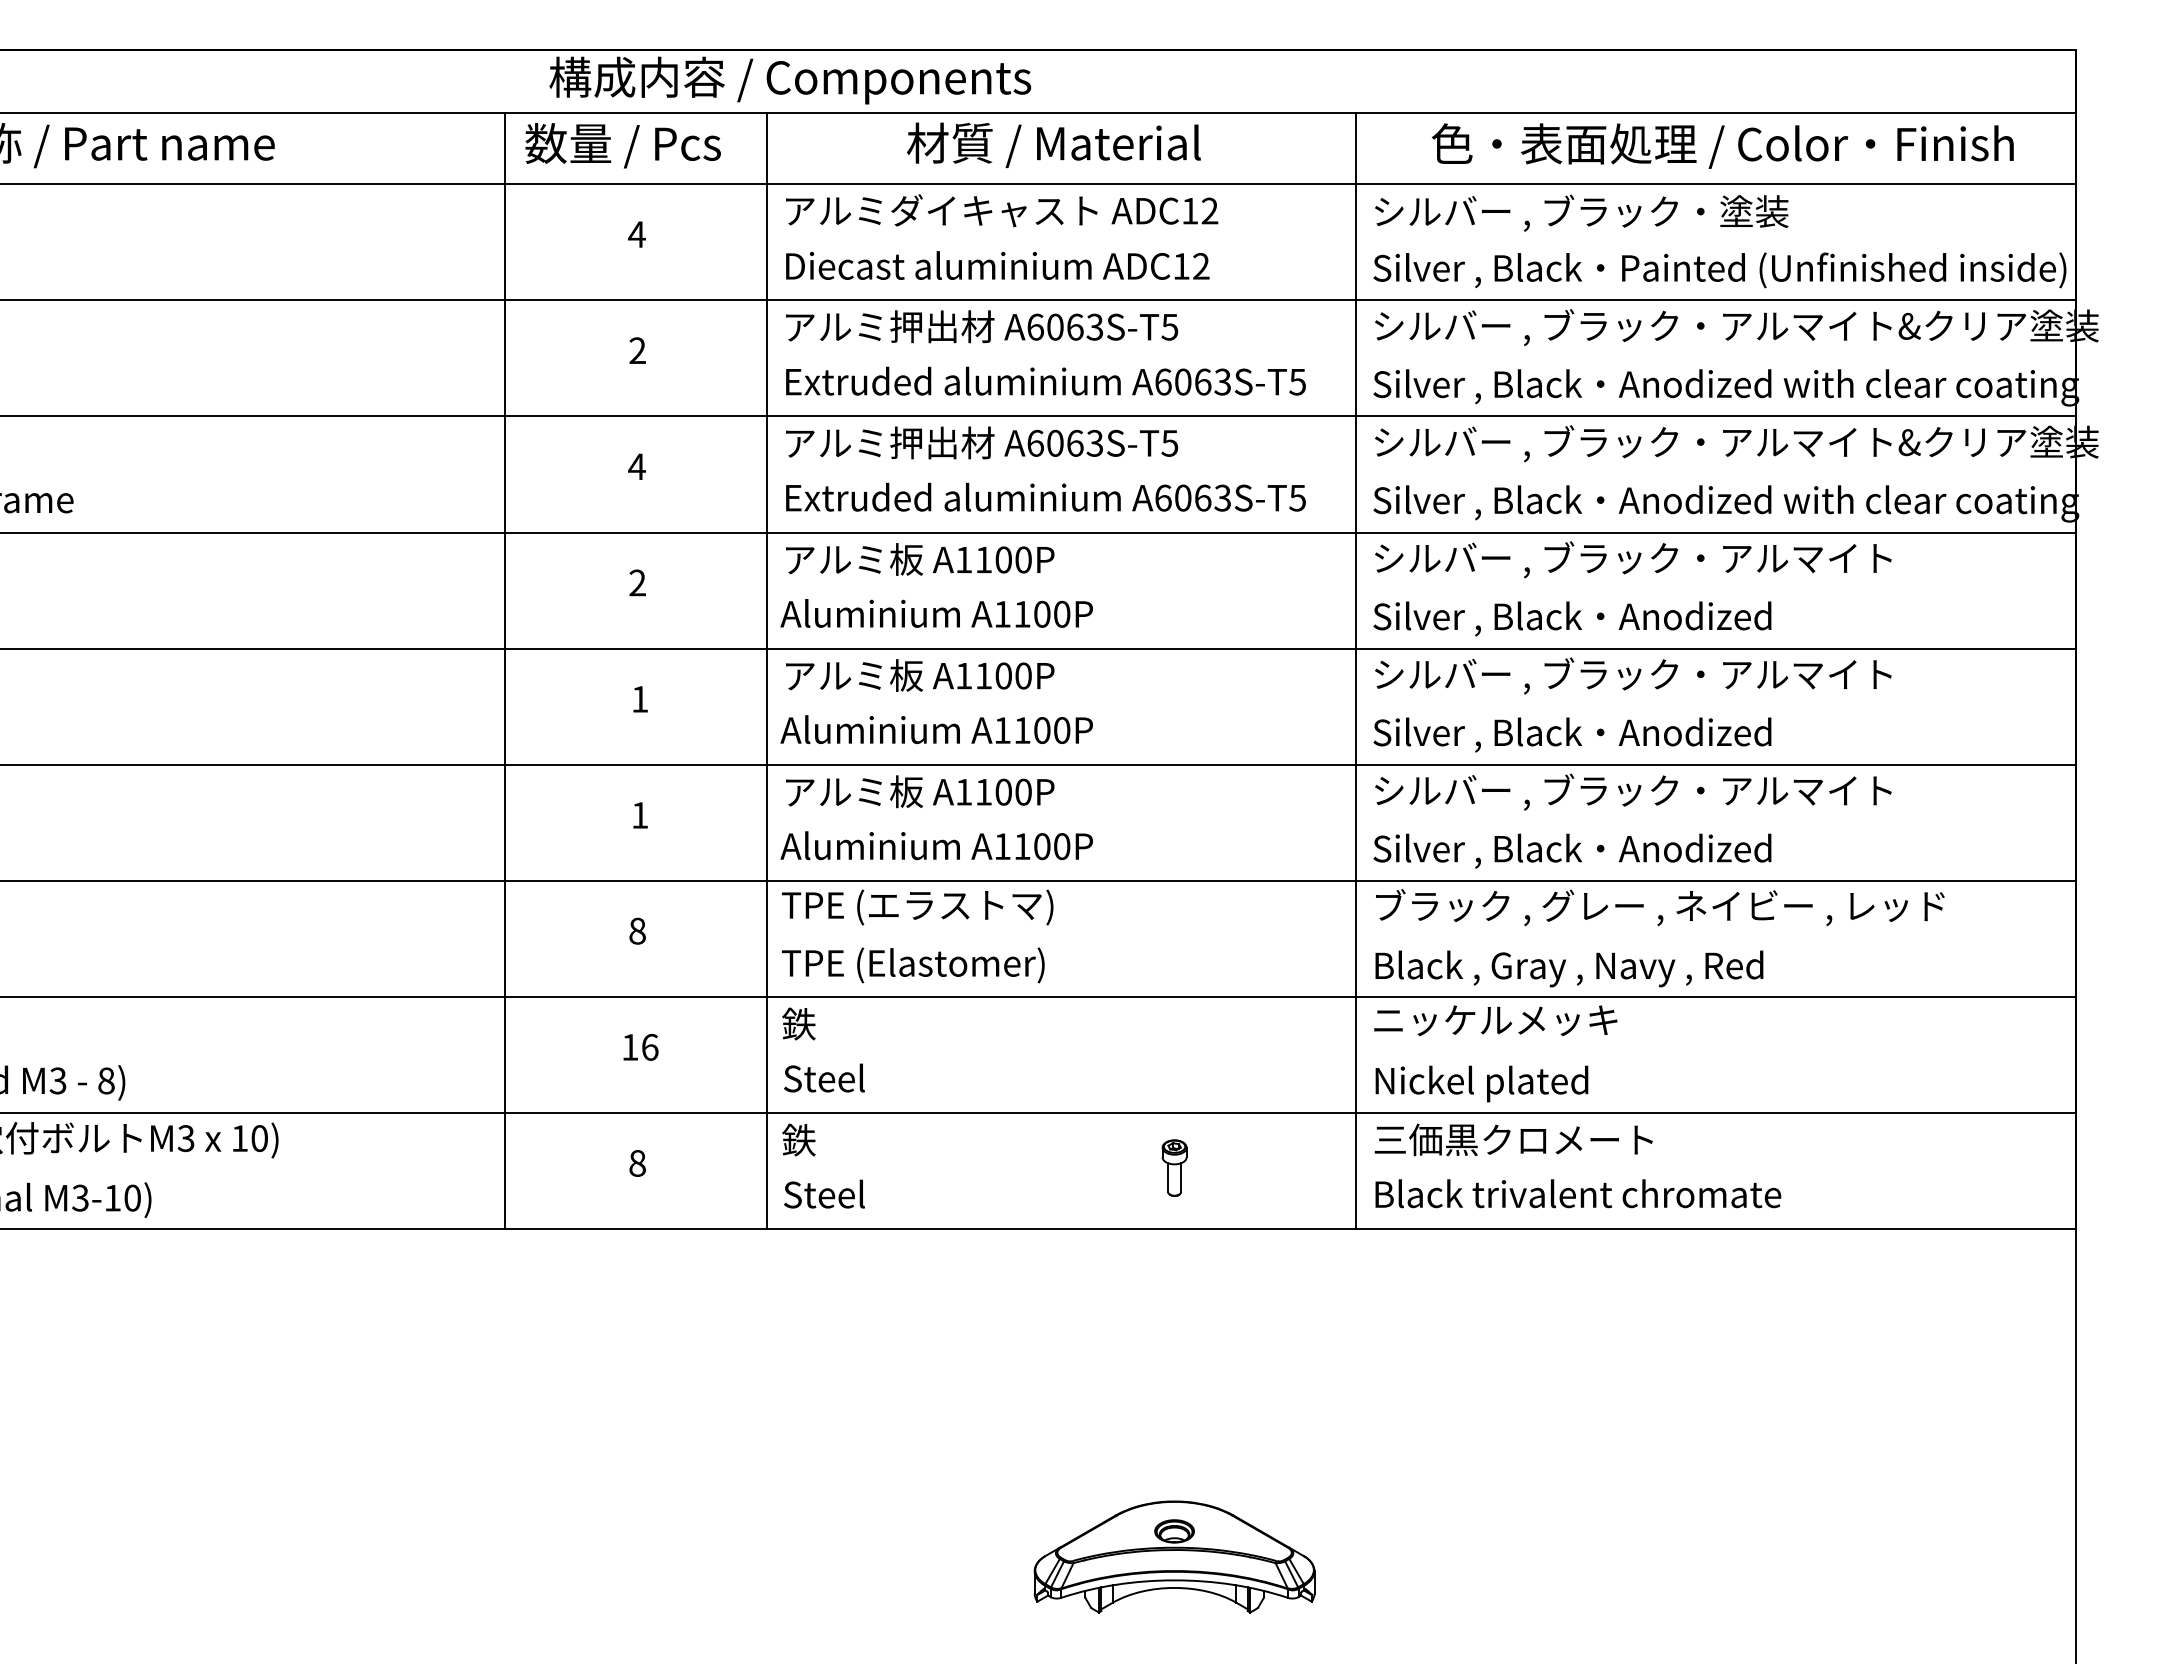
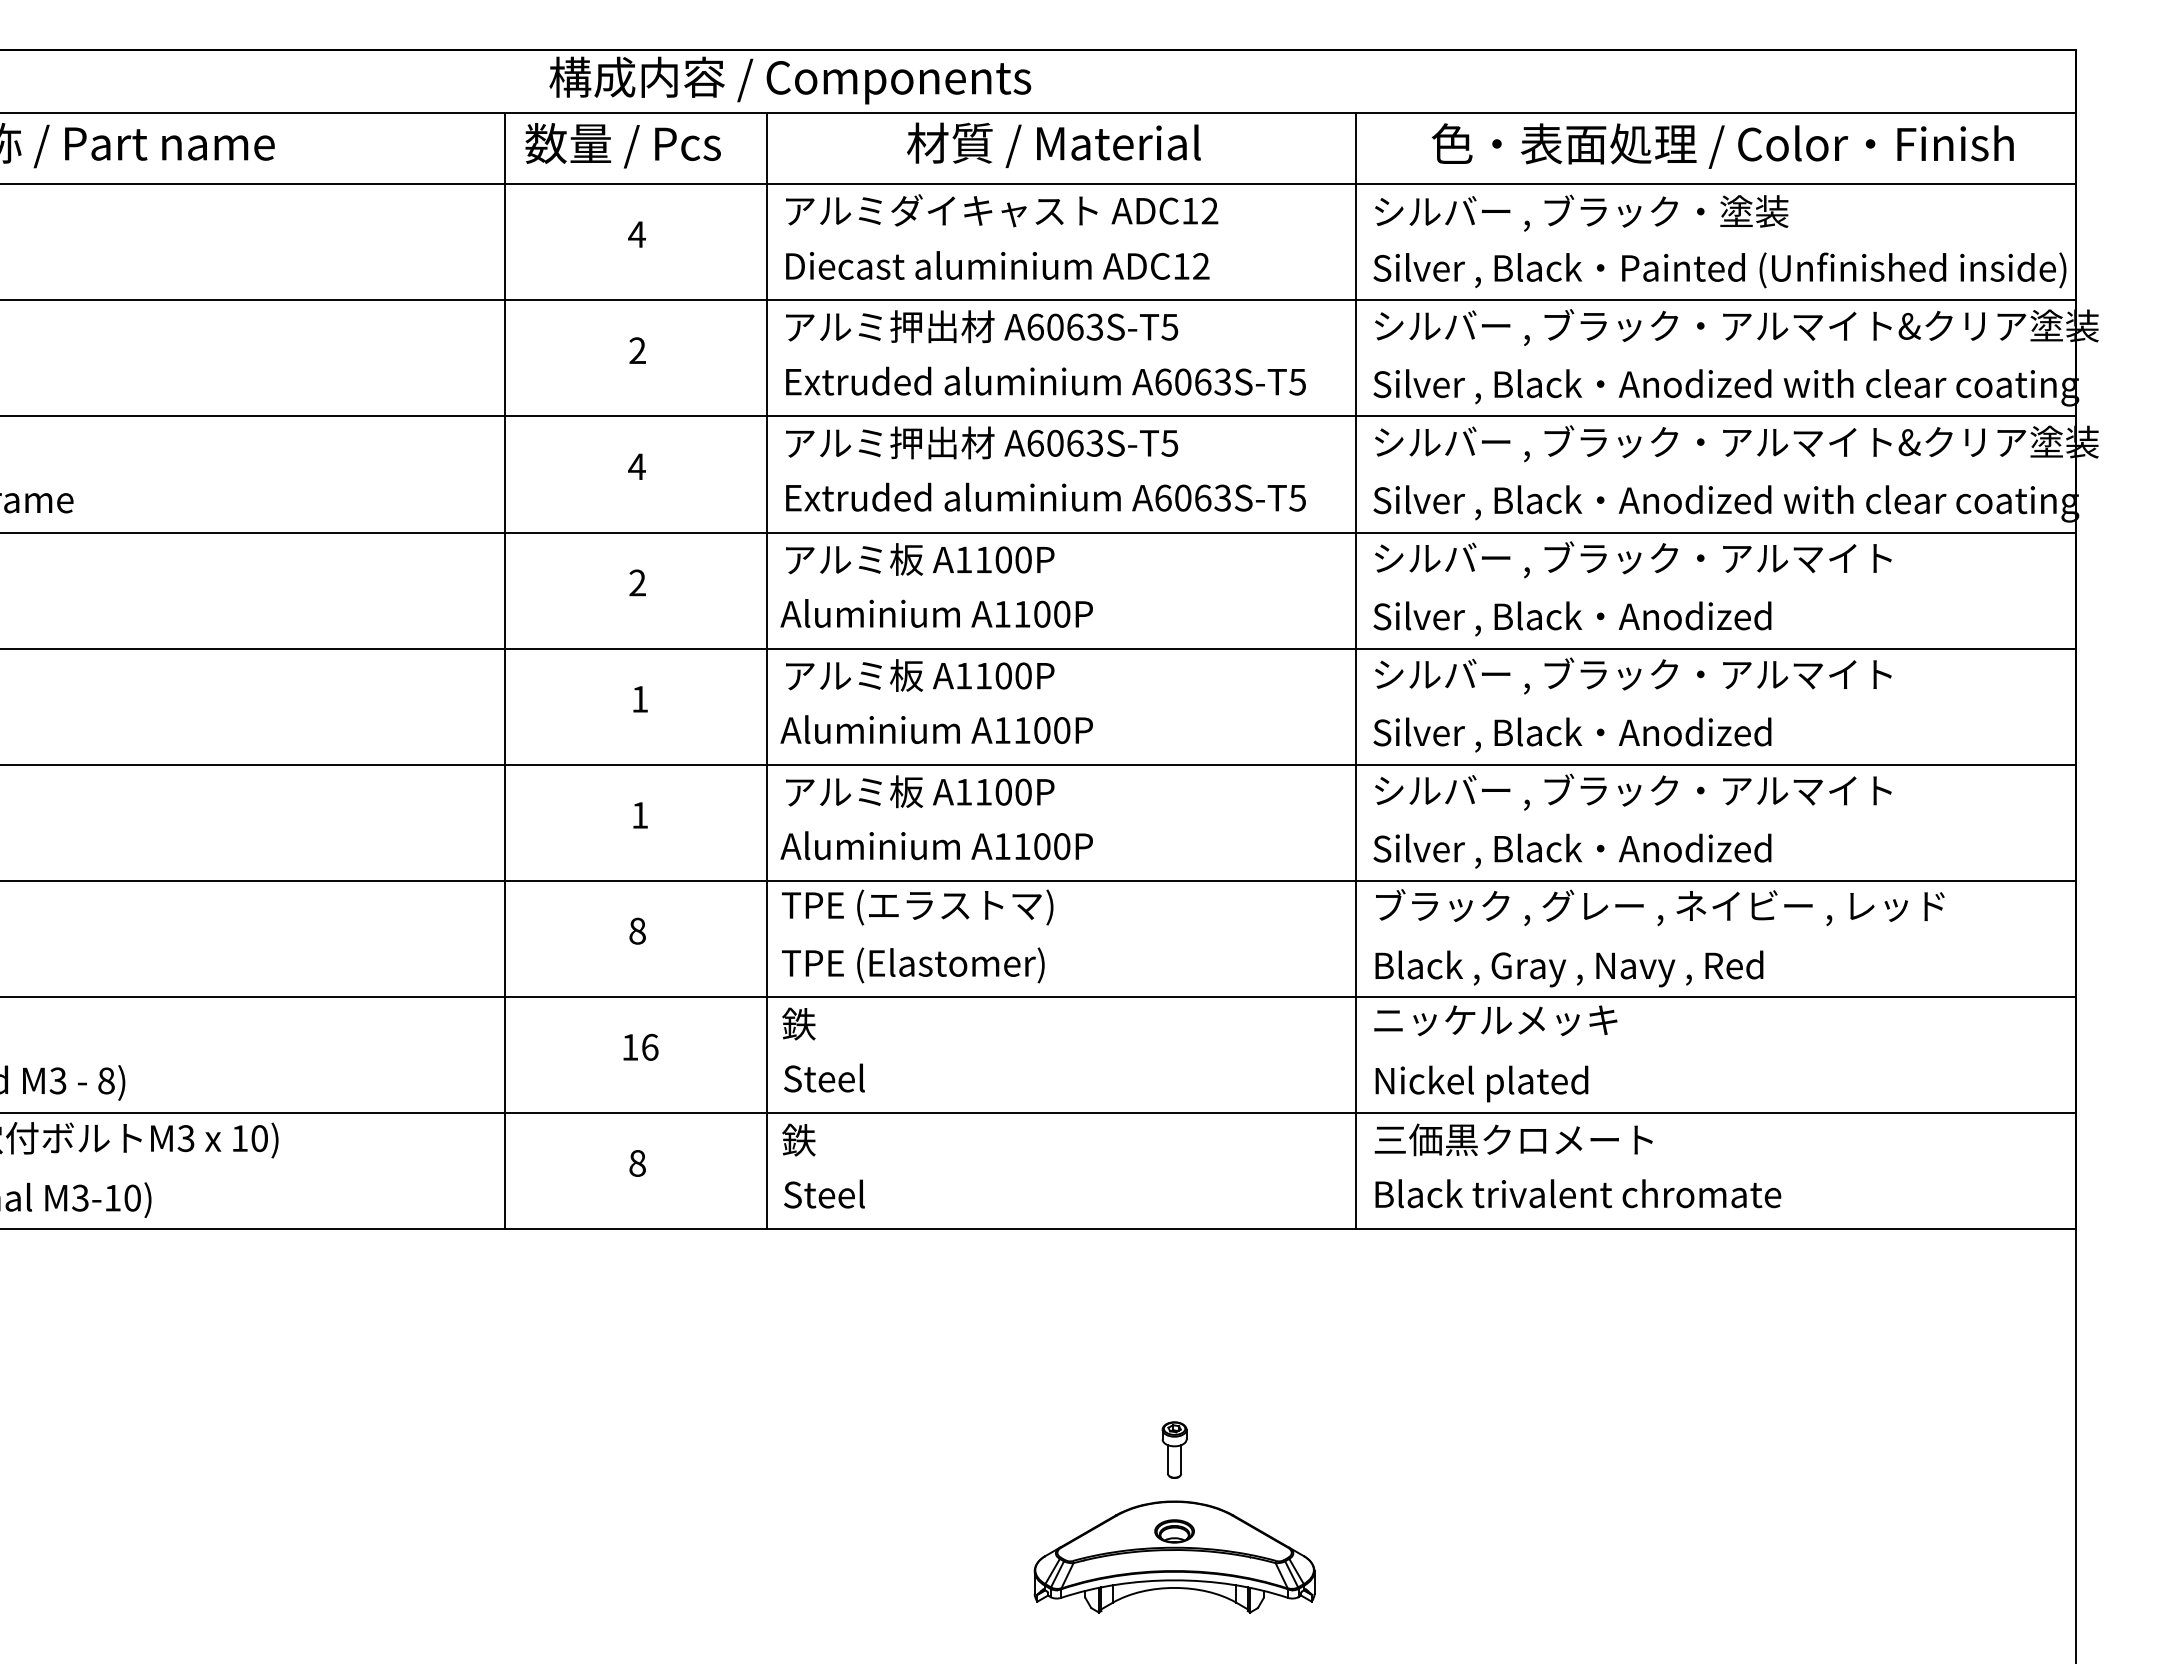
part position: (1174, 1167) -> (1174, 1449) (1174, 1449)
